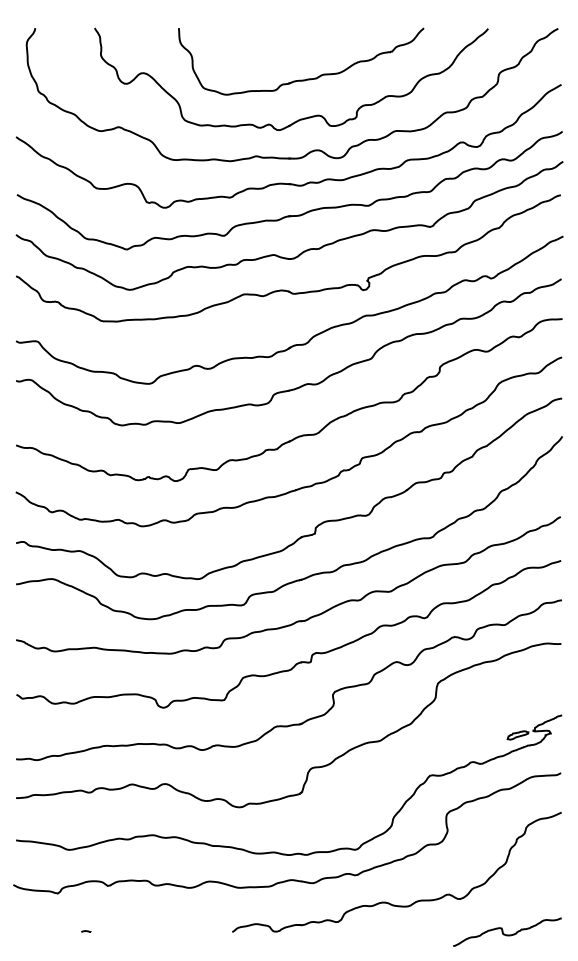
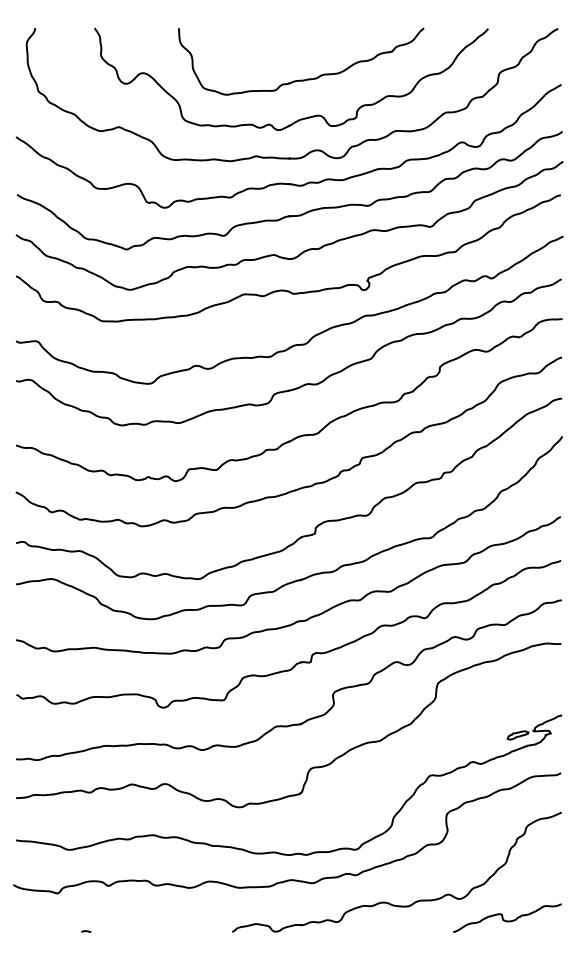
curve position: (507, 934) -> (507, 920) (507, 920)
